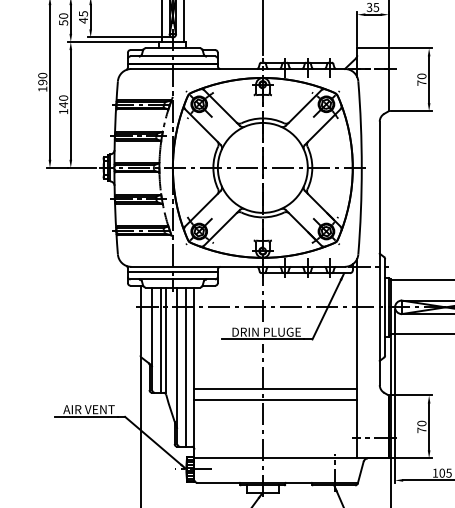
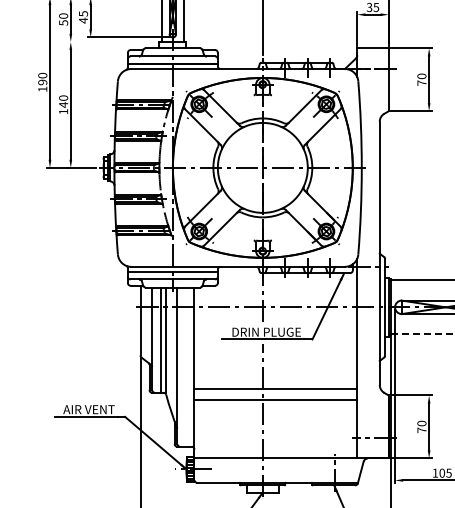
line: present -> none (112, 42)
line: solid -> dashed (423, 334)
line: present -> none (186, 366)
